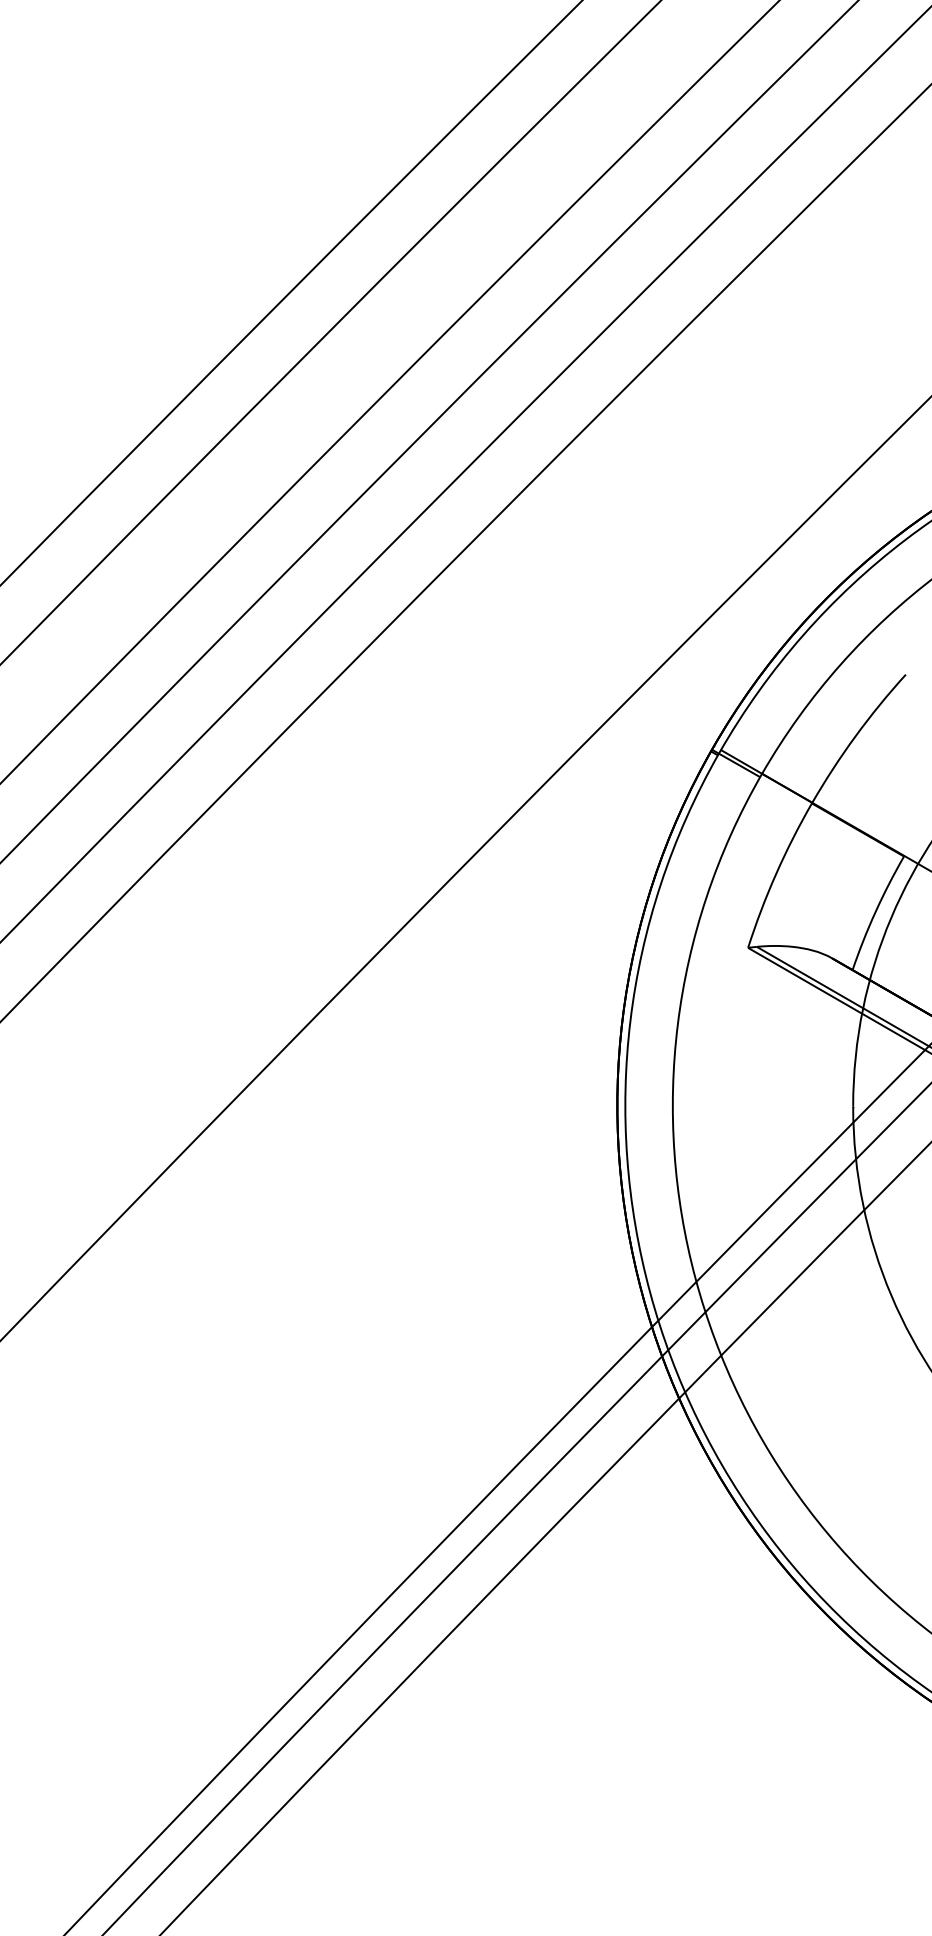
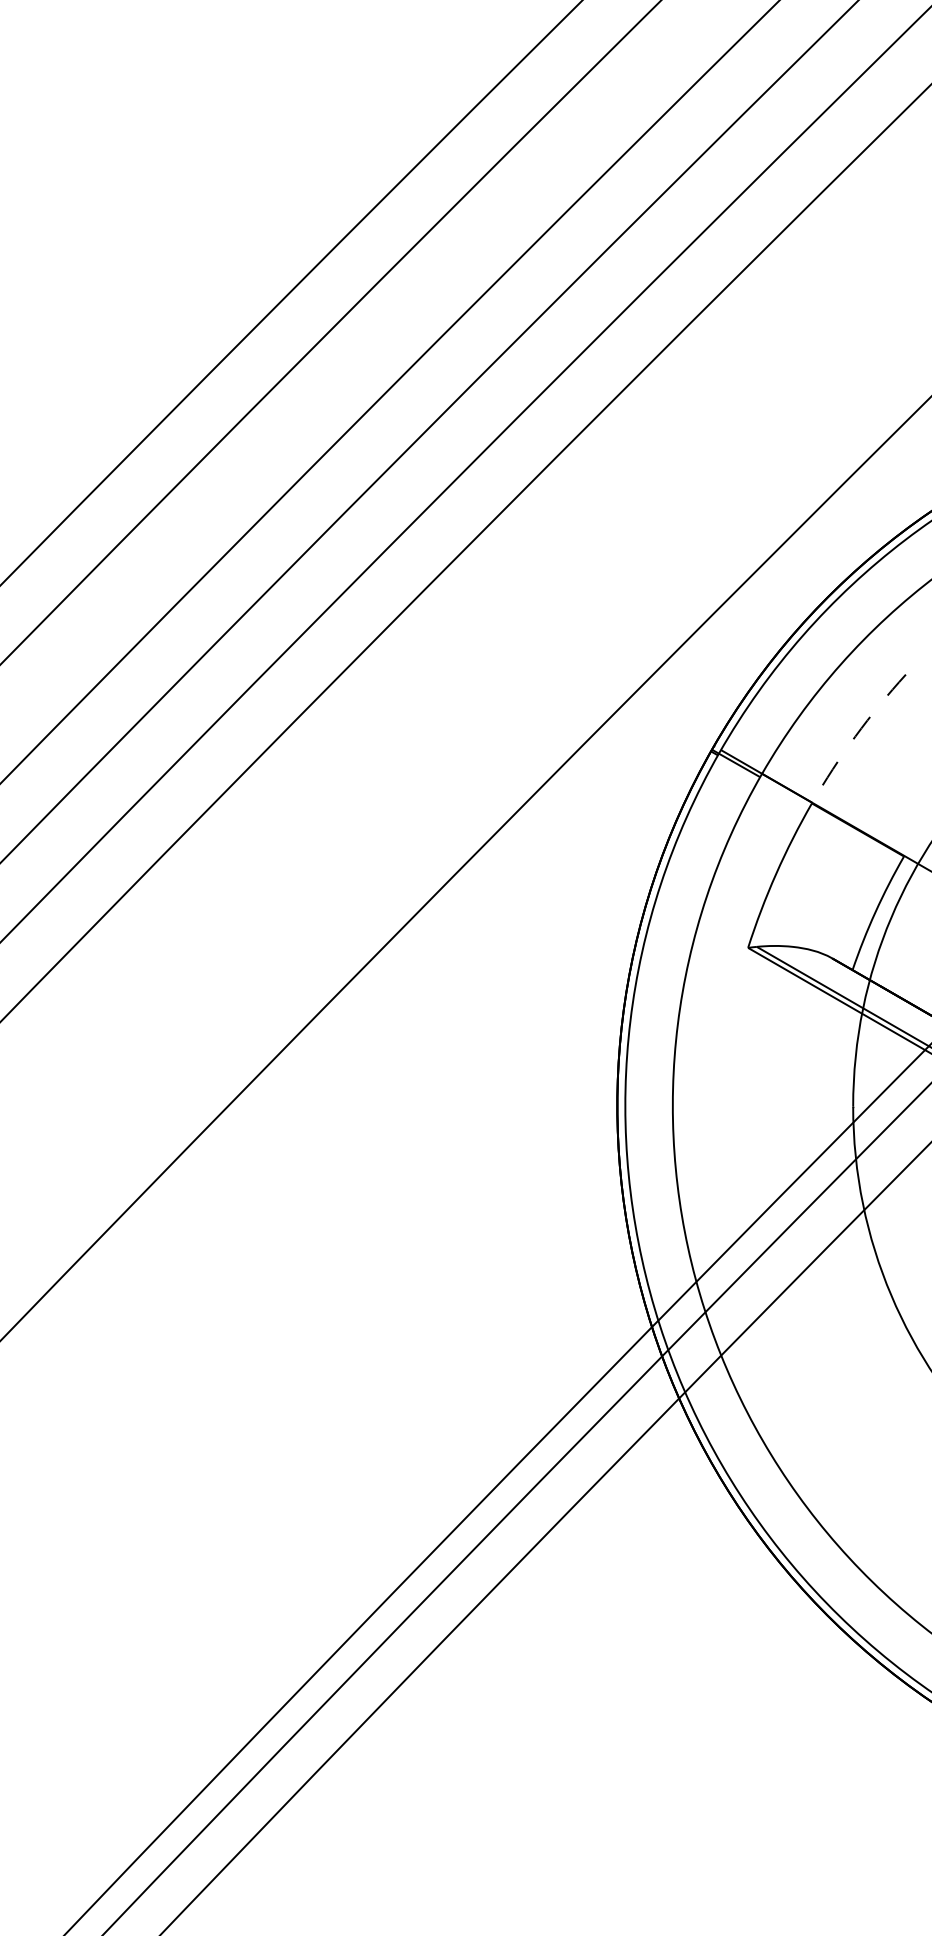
arc: solid -> dashed (855, 736)
